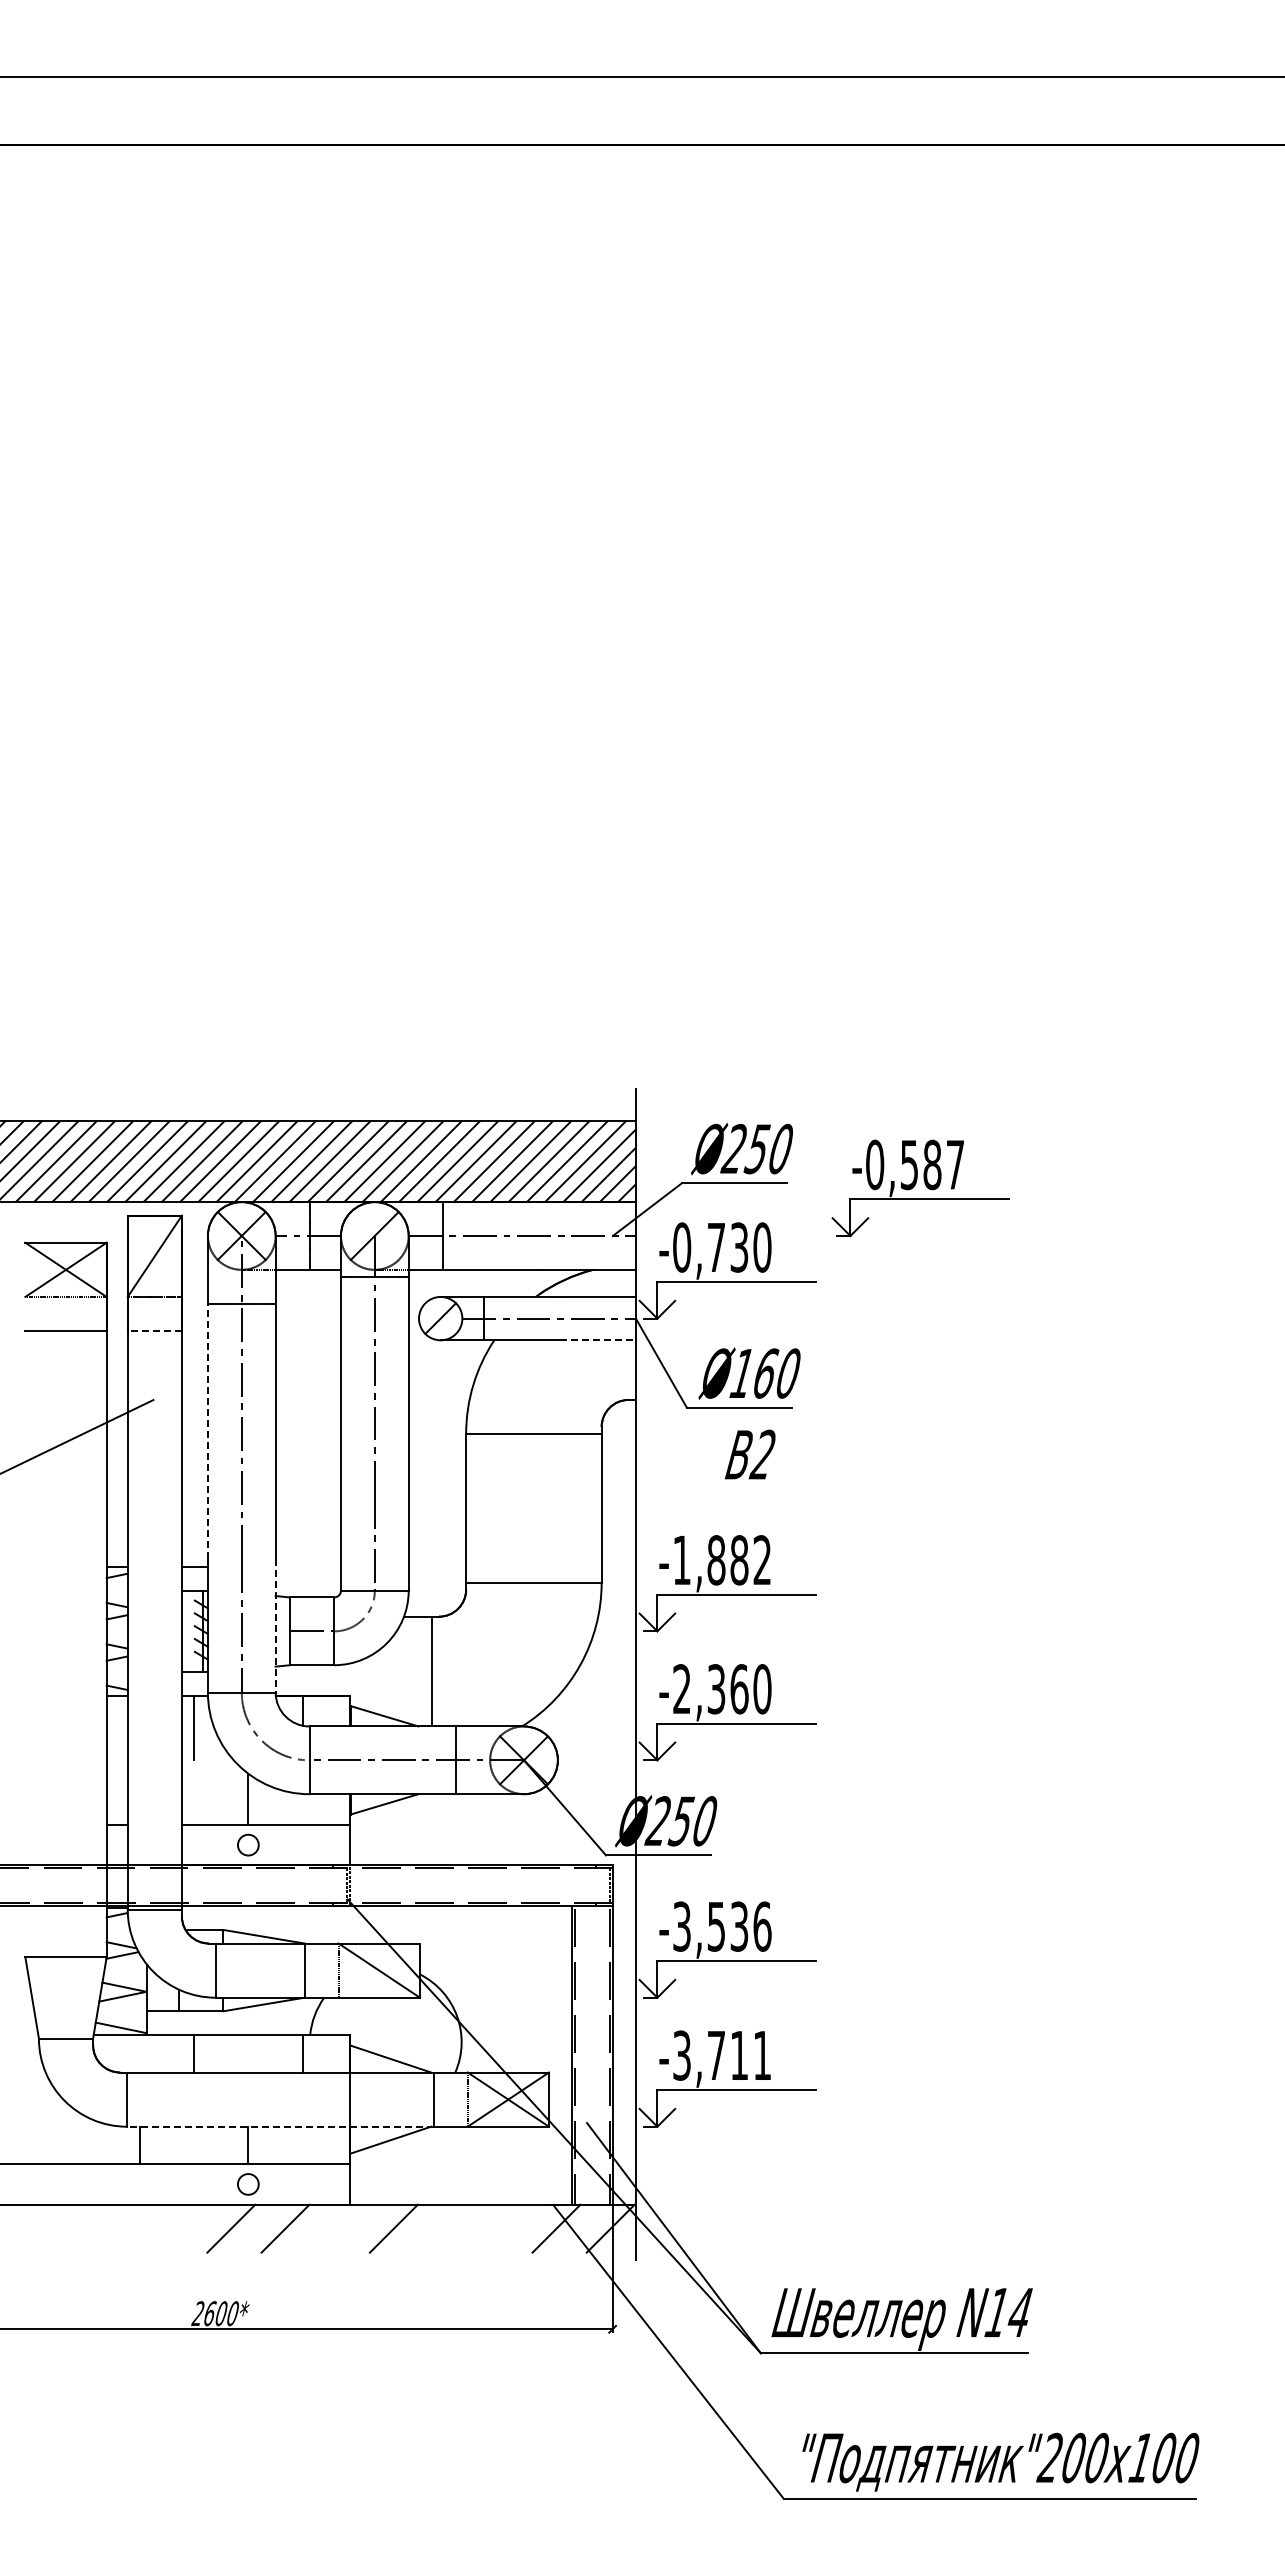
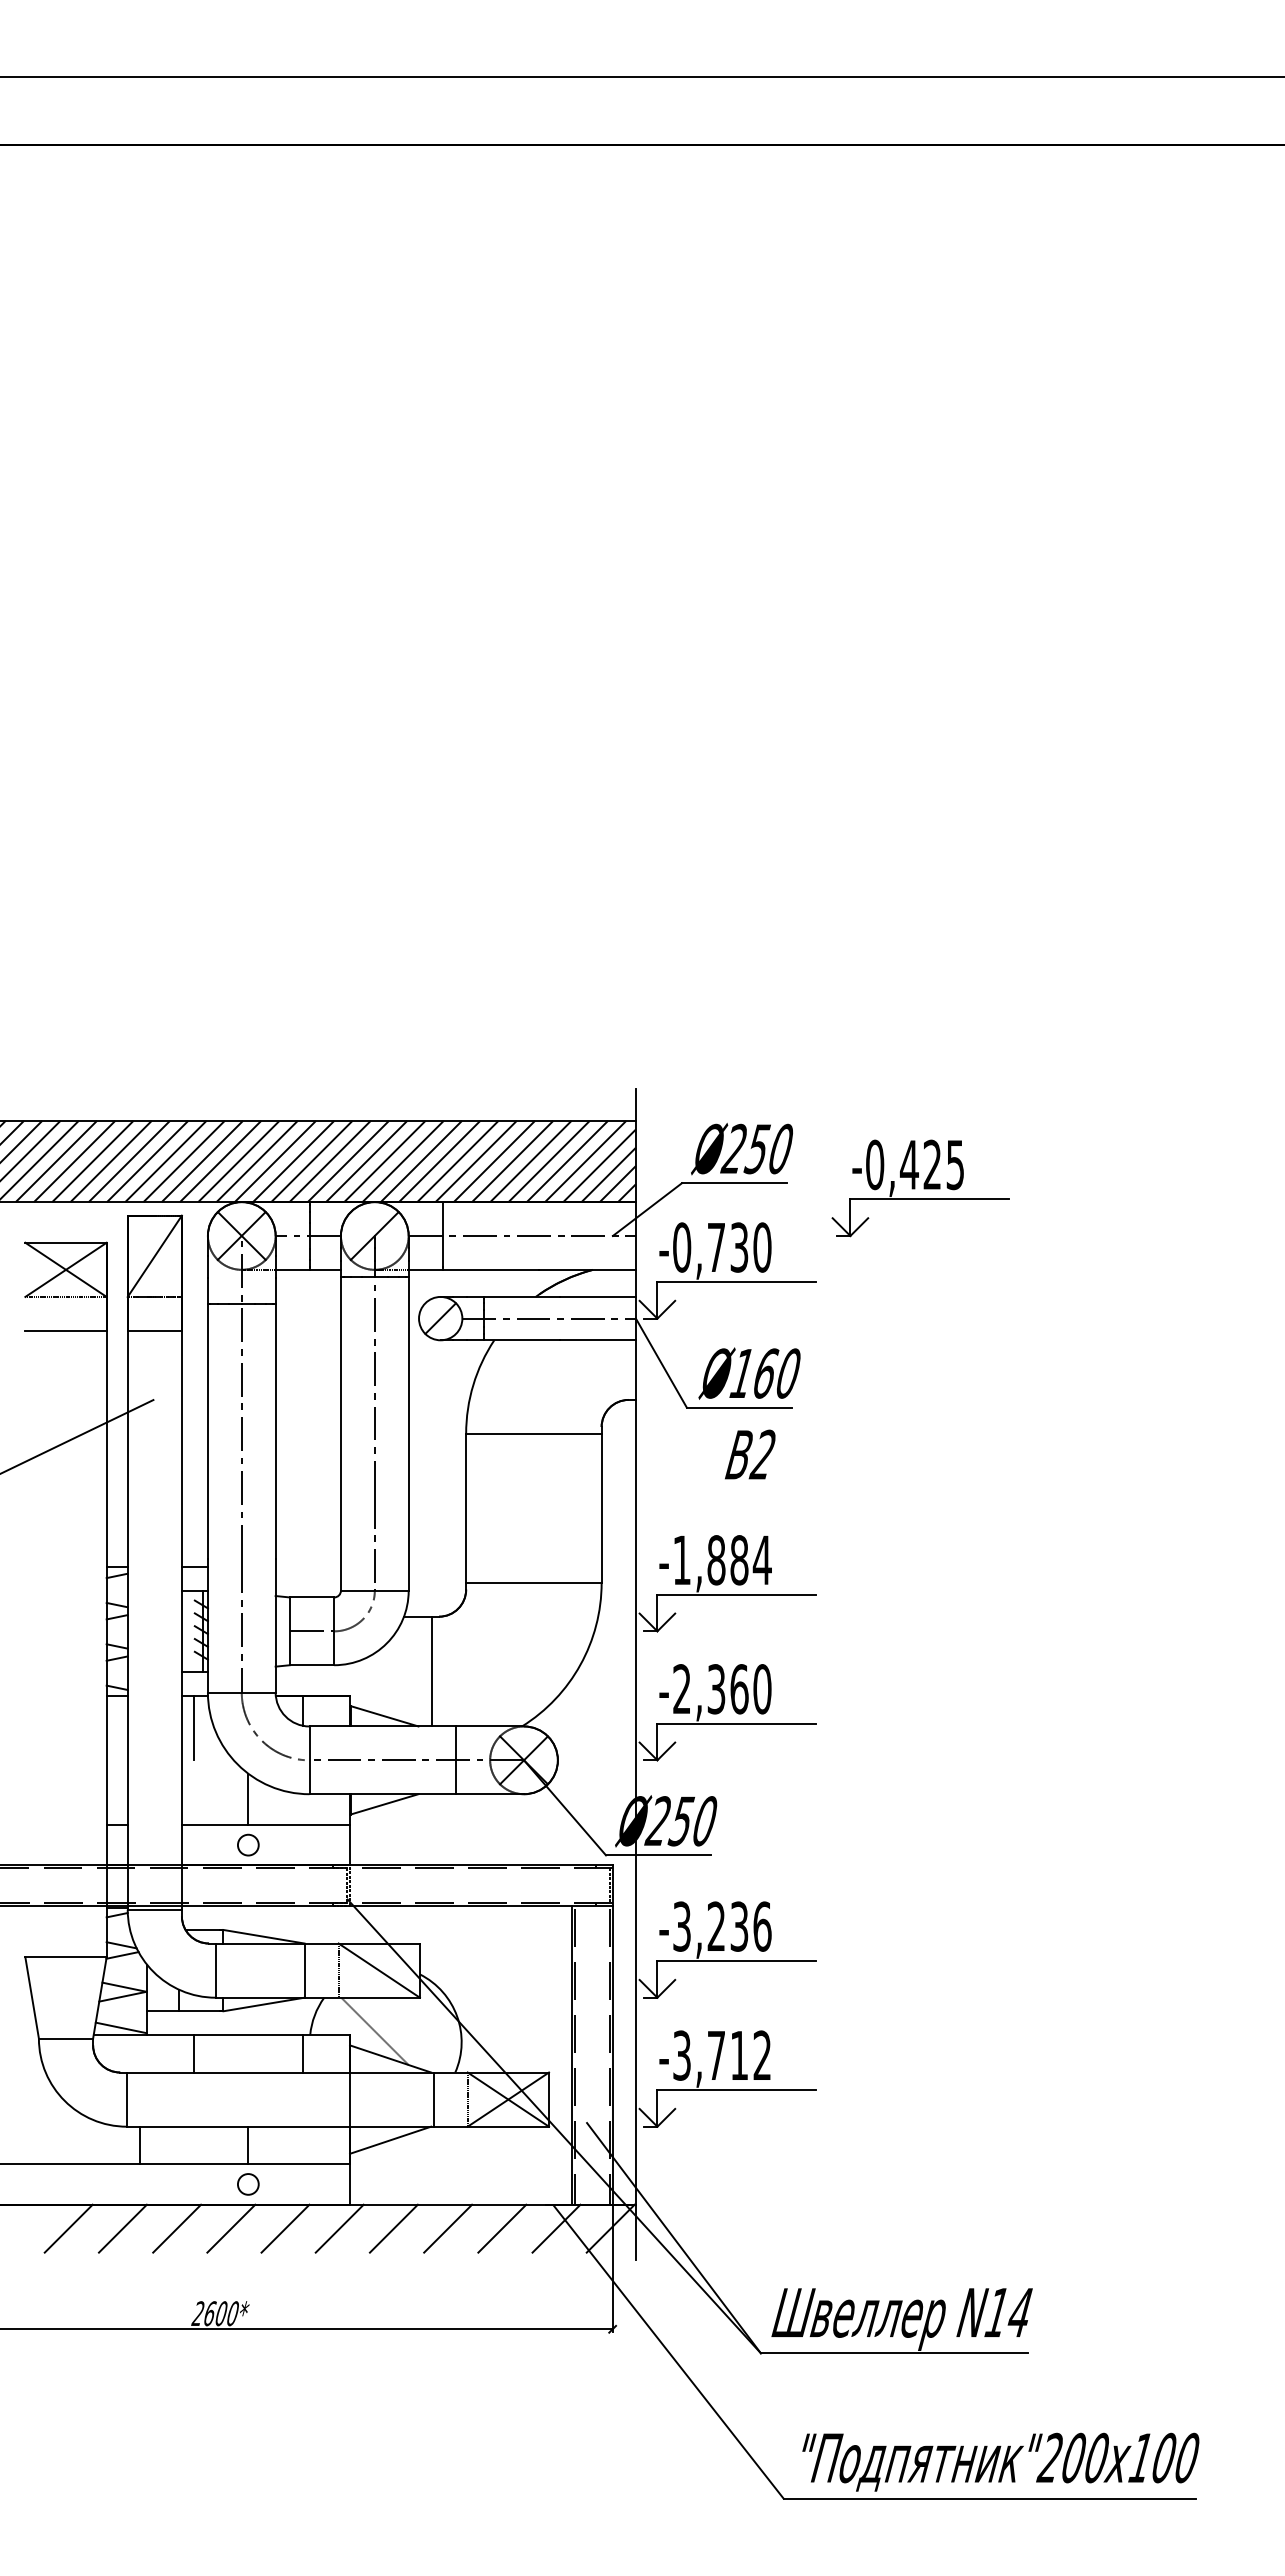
text: -0,587 -> -0,425 (931, 1164)
line: dashed -> solid (154, 1330)
line: dashed -> solid (597, 1340)
line: dashed -> solid (207, 1431)
text: -1,882 -> -1,884 (761, 1559)
line: dashed -> solid (275, 1625)
text: -3,536 -> -3,236 (715, 1926)
line: none -> present (374, 2030)
text: -3,711 -> -3,712 (761, 2054)
line: dashed -> solid (279, 2126)
line: none -> present (68, 2228)
line: none -> present (122, 2228)
line: none -> present (177, 2228)
line: none -> present (339, 2228)
line: none -> present (448, 2228)
line: none -> present (502, 2228)
